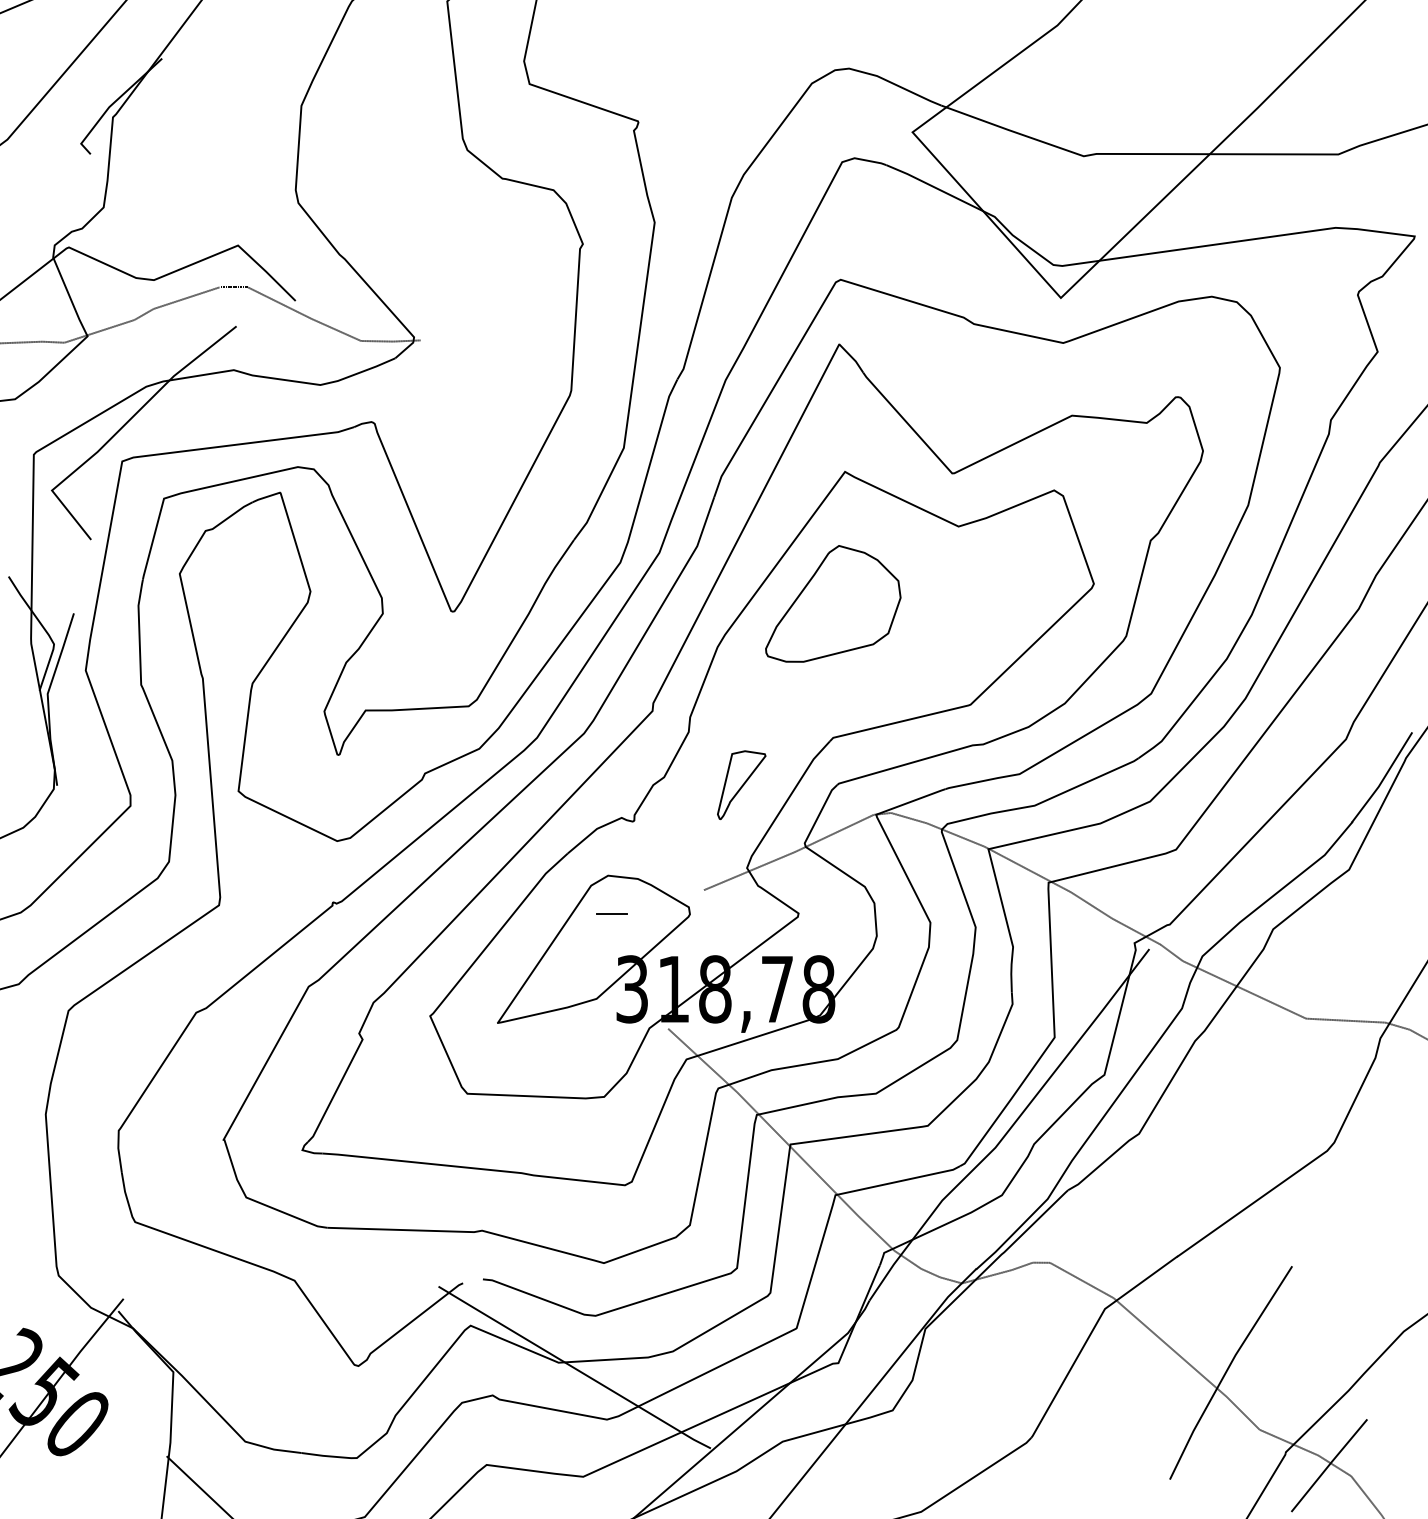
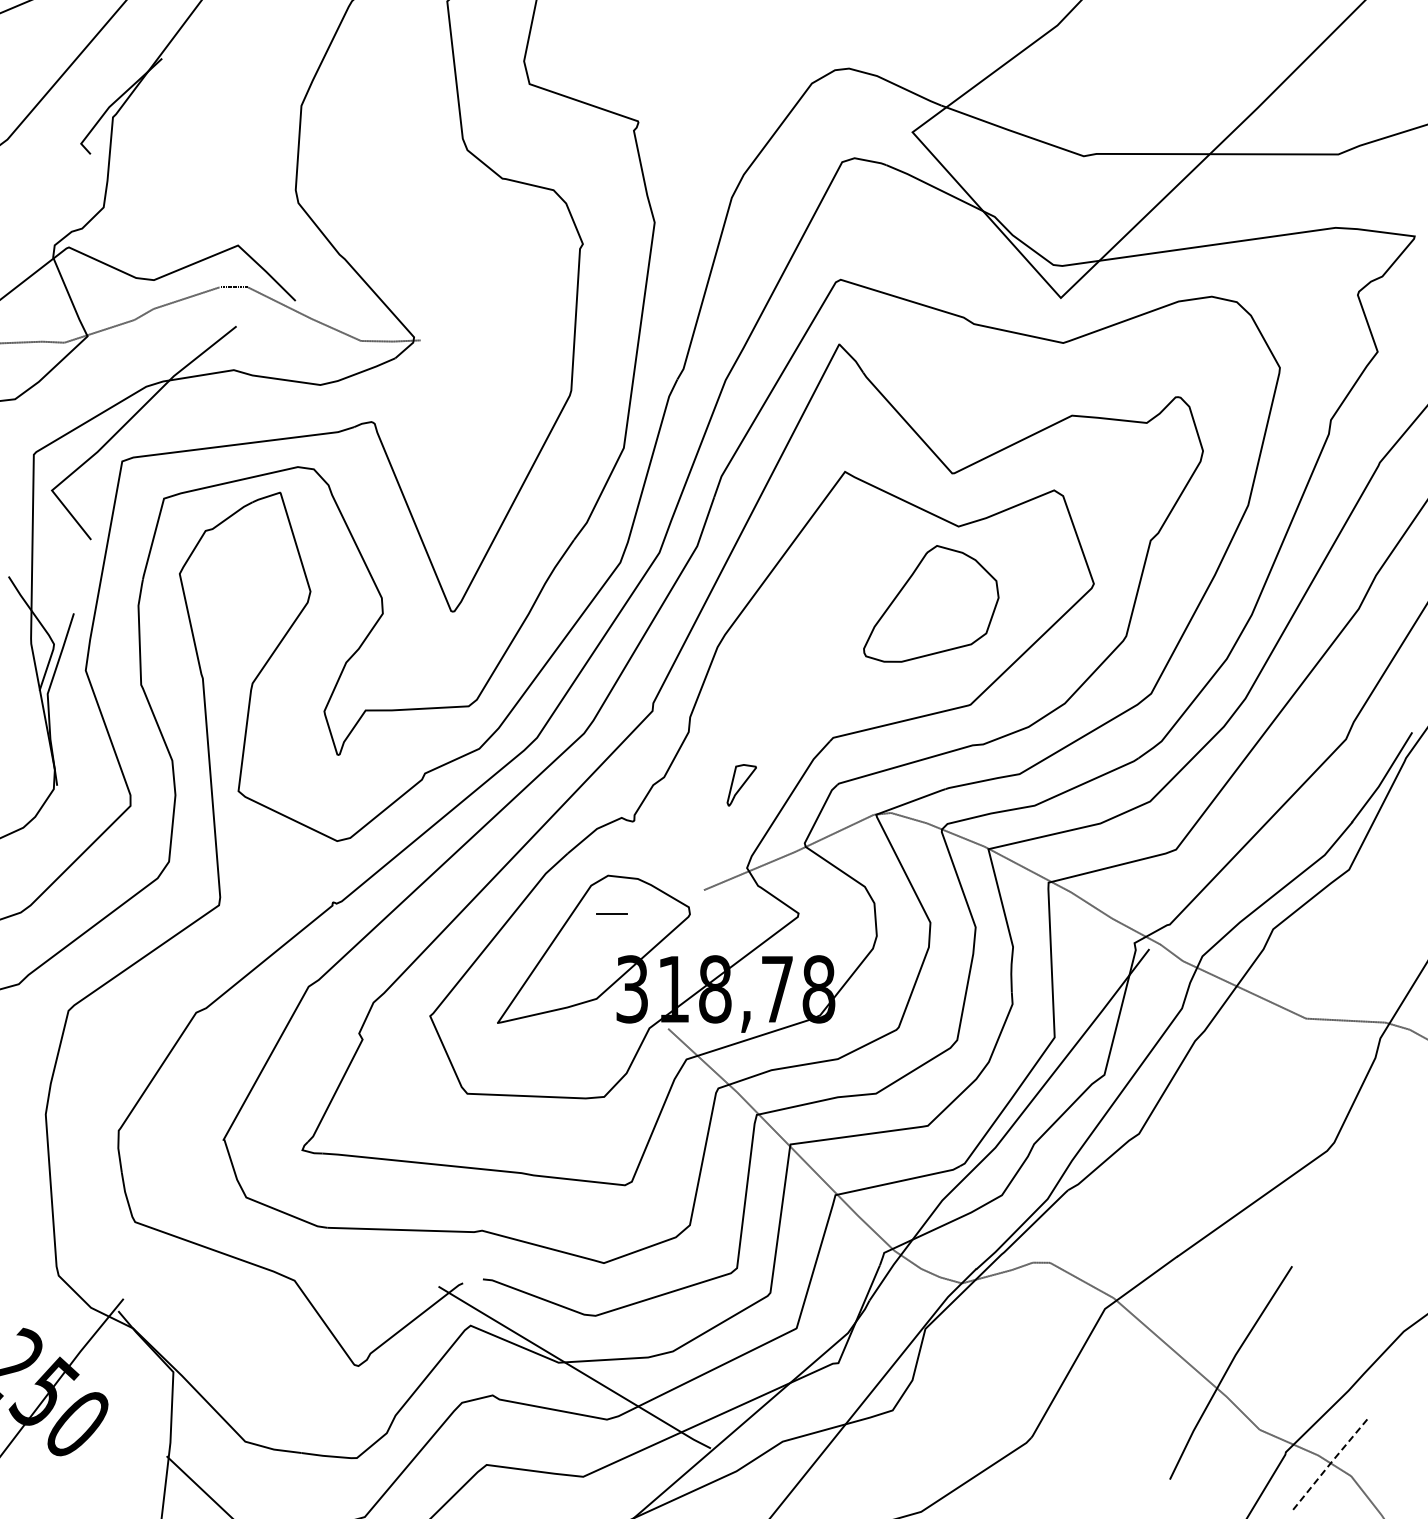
part position: (833, 603) -> (931, 603) (931, 603)
part size: 50x71 px -> 31x43 px (741, 785)
line: solid -> dashed (1329, 1465)
